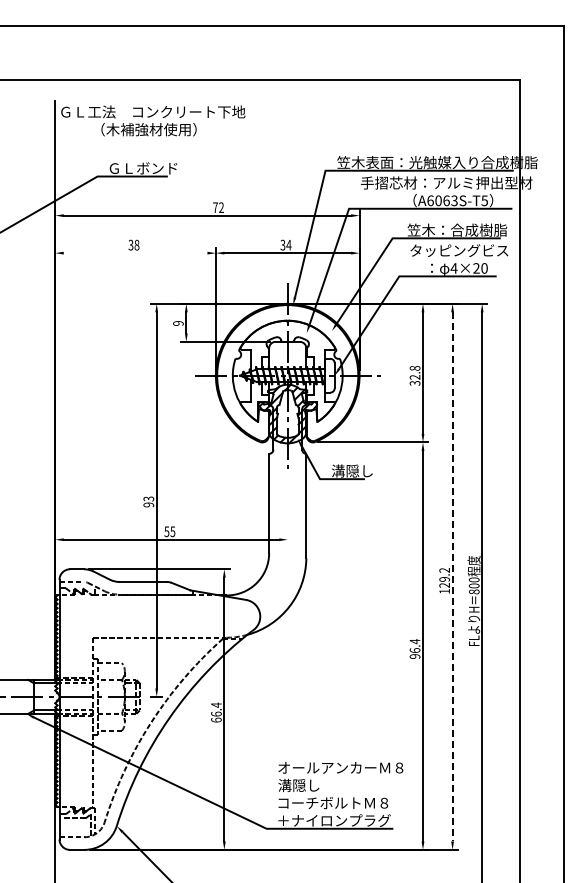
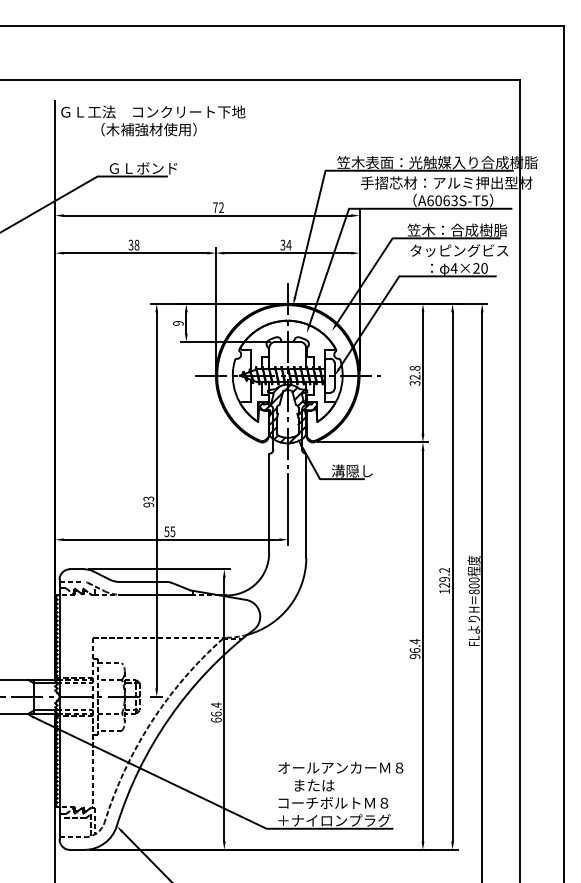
line: none -> present (135, 253)
line: none -> present (287, 509)
line: dashed -> solid (452, 576)
text: 溝隠し -> または (306, 784)
